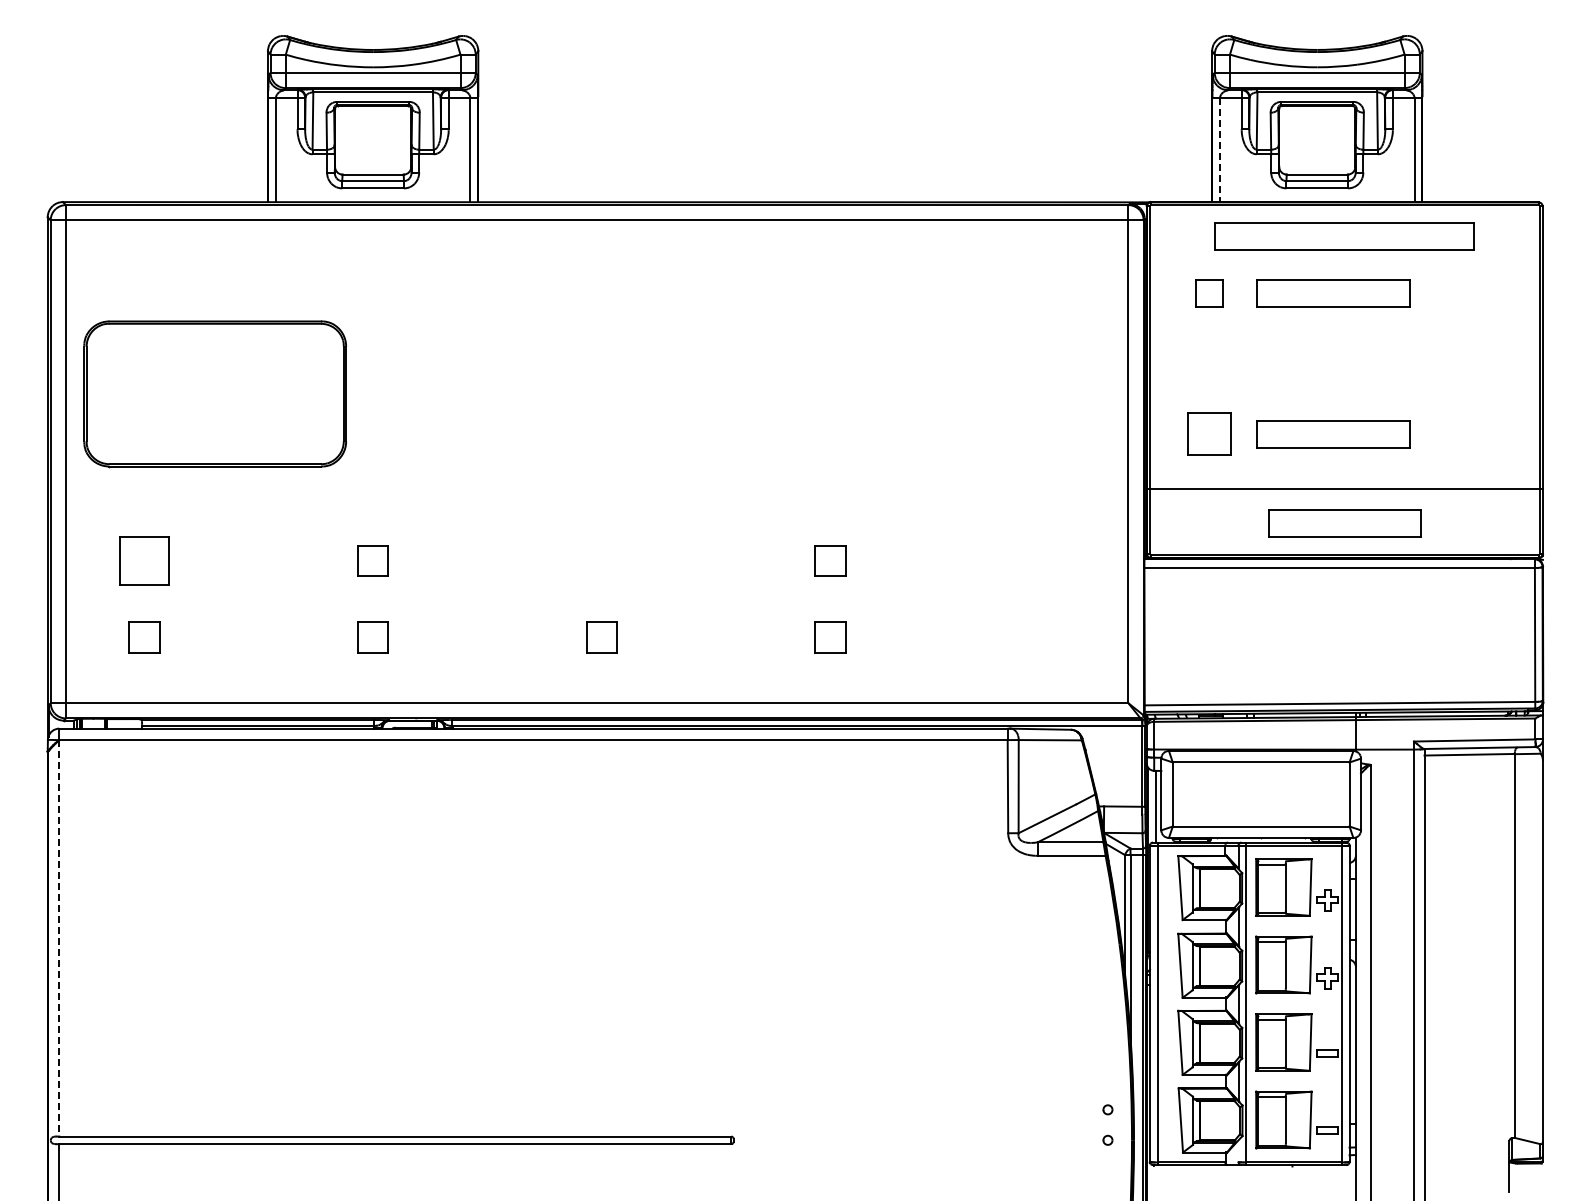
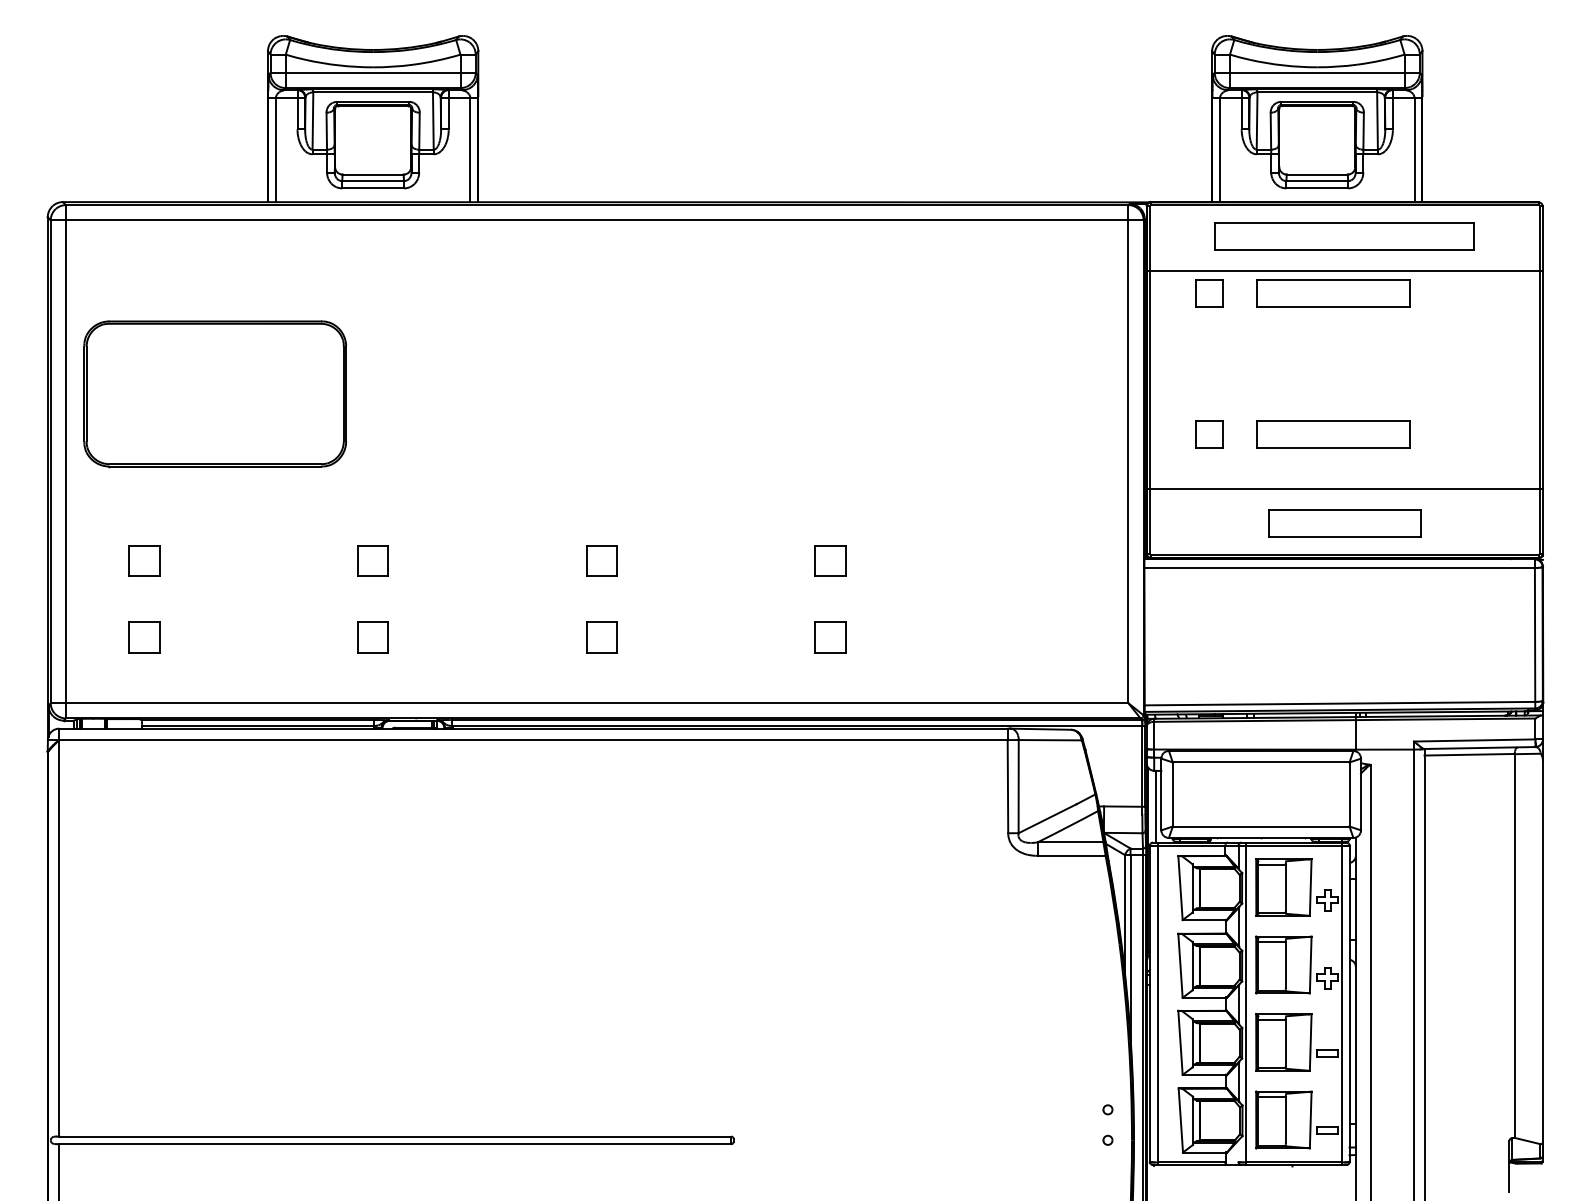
line: dashed -> solid (1220, 150)
line: none -> present (1344, 270)
part size: 45x44 px -> 29x29 px (1209, 434)
part size: 51x50 px -> 33x32 px (144, 560)
part: none -> present (601, 560)
line: dashed -> solid (59, 938)
